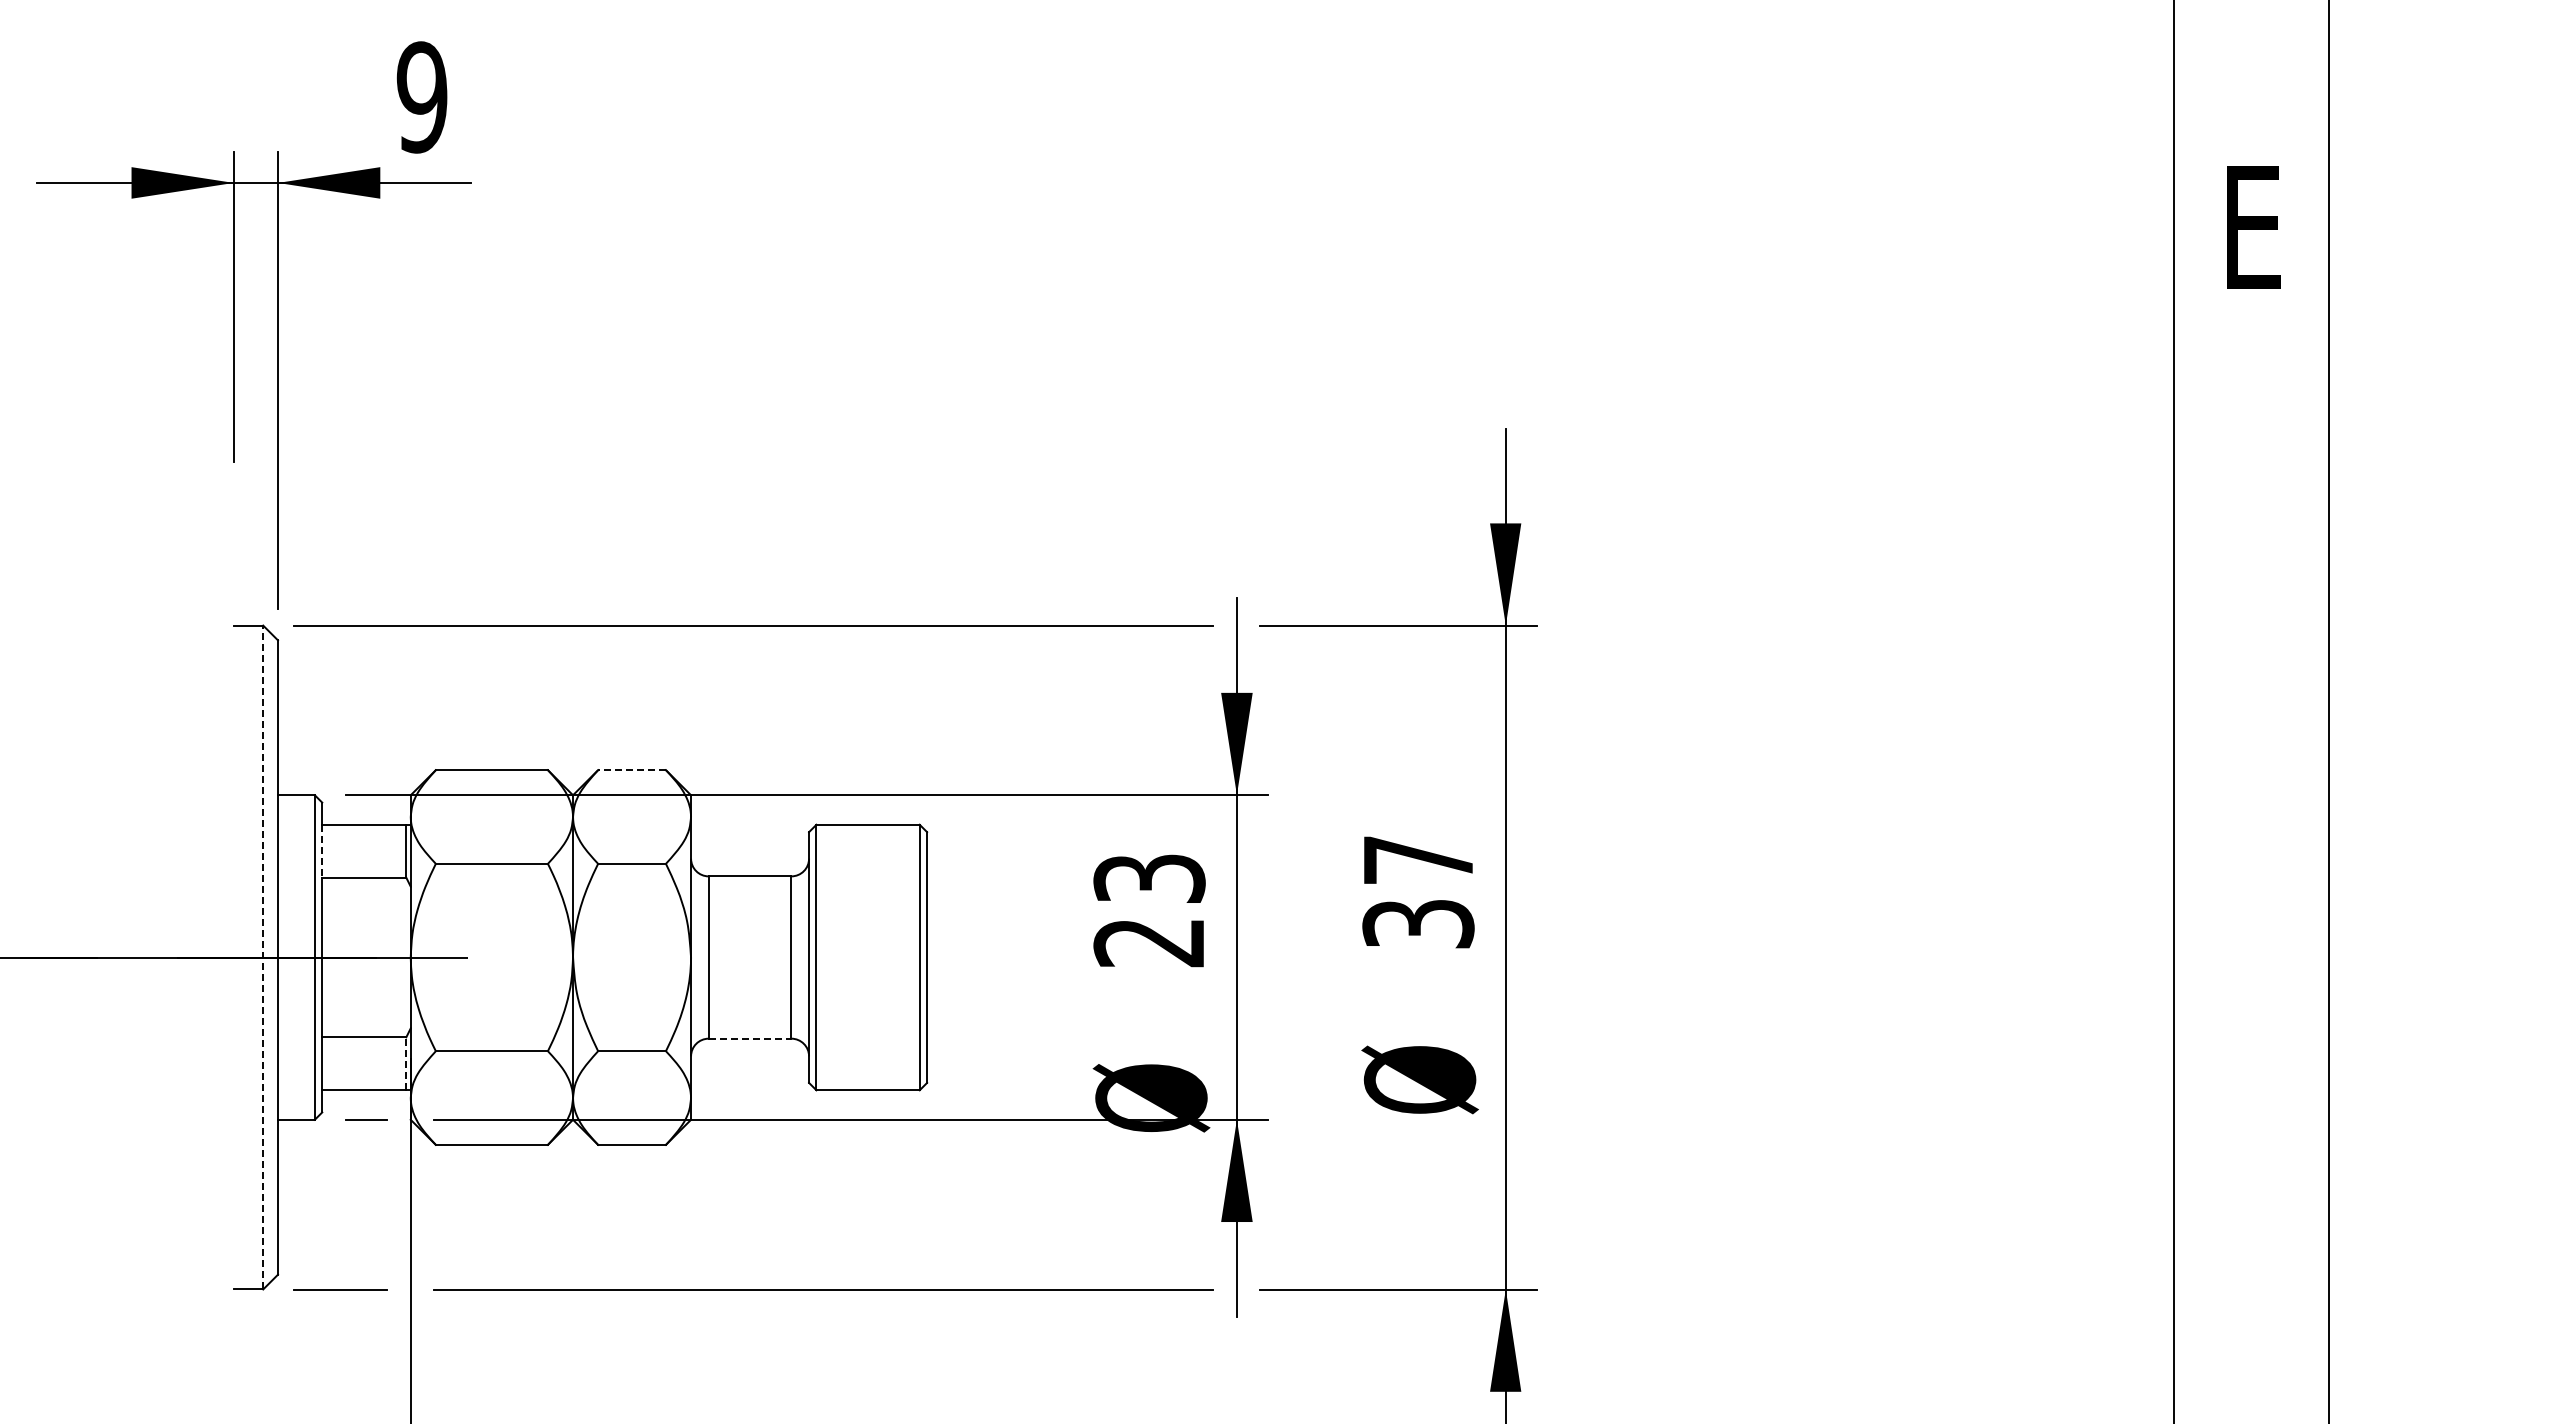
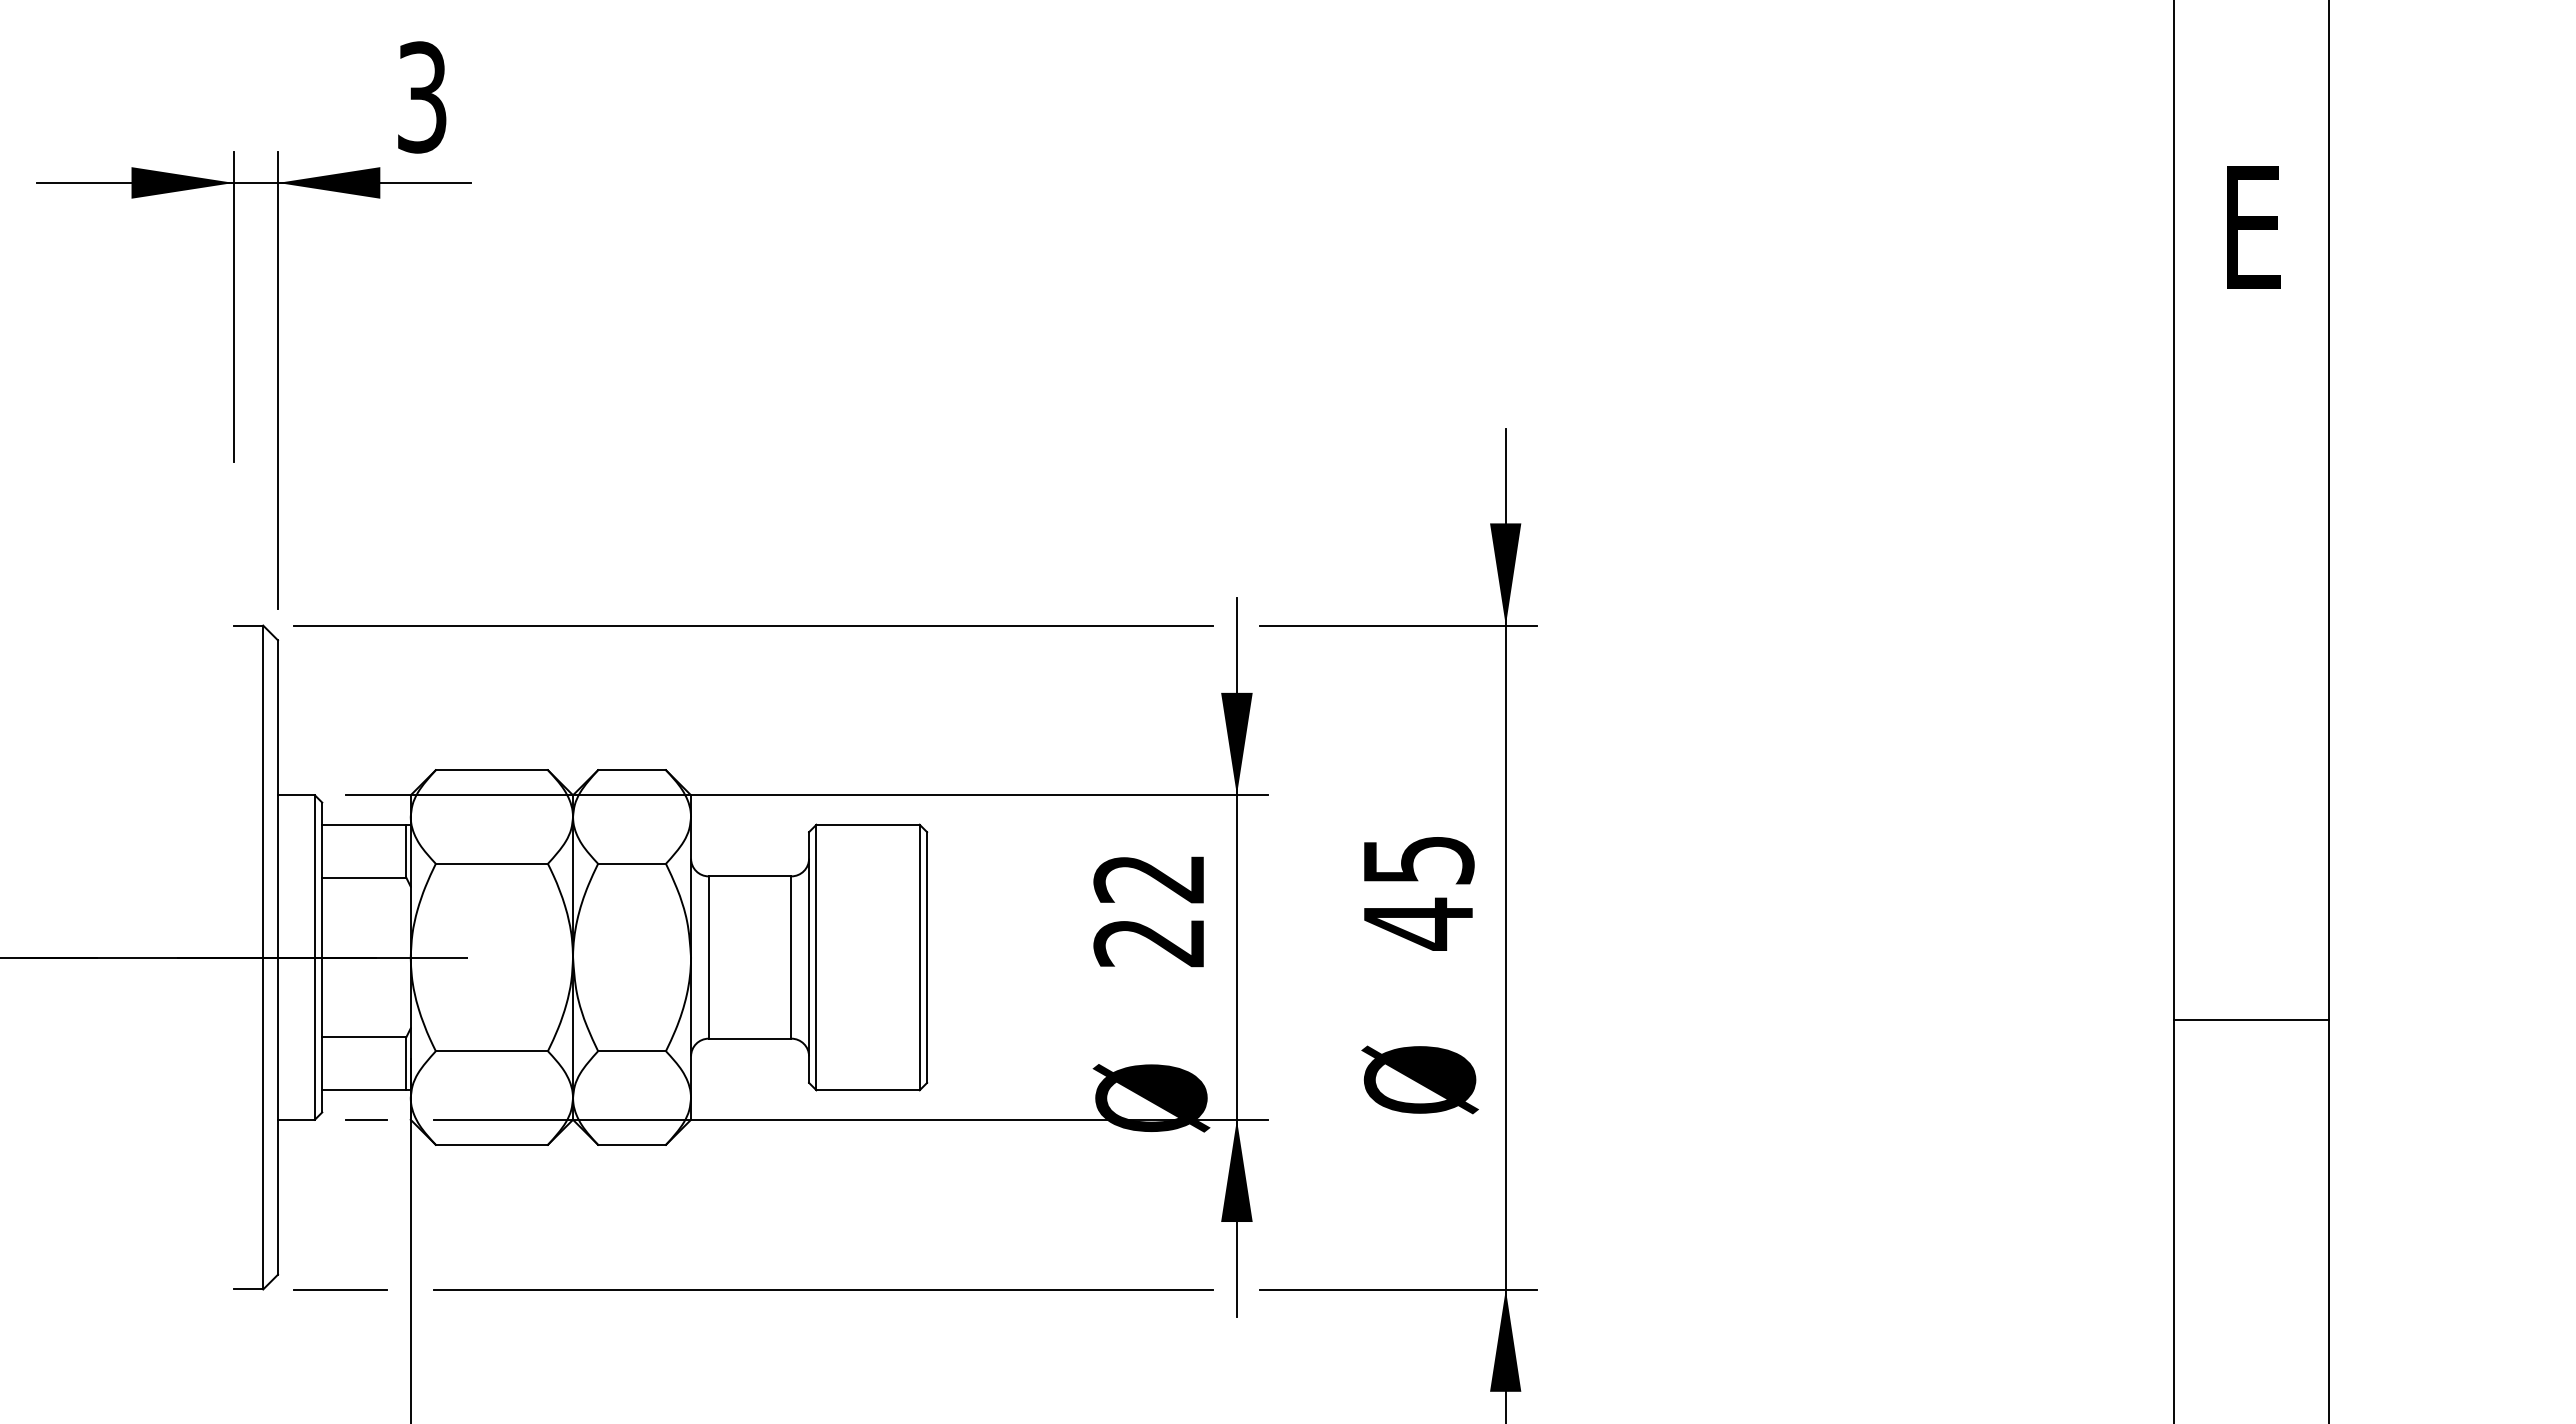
text: 9 -> 3 (421, 97)
line: dashed -> solid (632, 770)
line: dashed -> solid (322, 851)
text: 23 -> 22 (1149, 878)
text: 37 -> 45 (1418, 893)
line: dashed -> solid (263, 957)
line: none -> present (2251, 1019)
line: dashed -> solid (750, 1038)
line: dashed -> solid (406, 1063)
